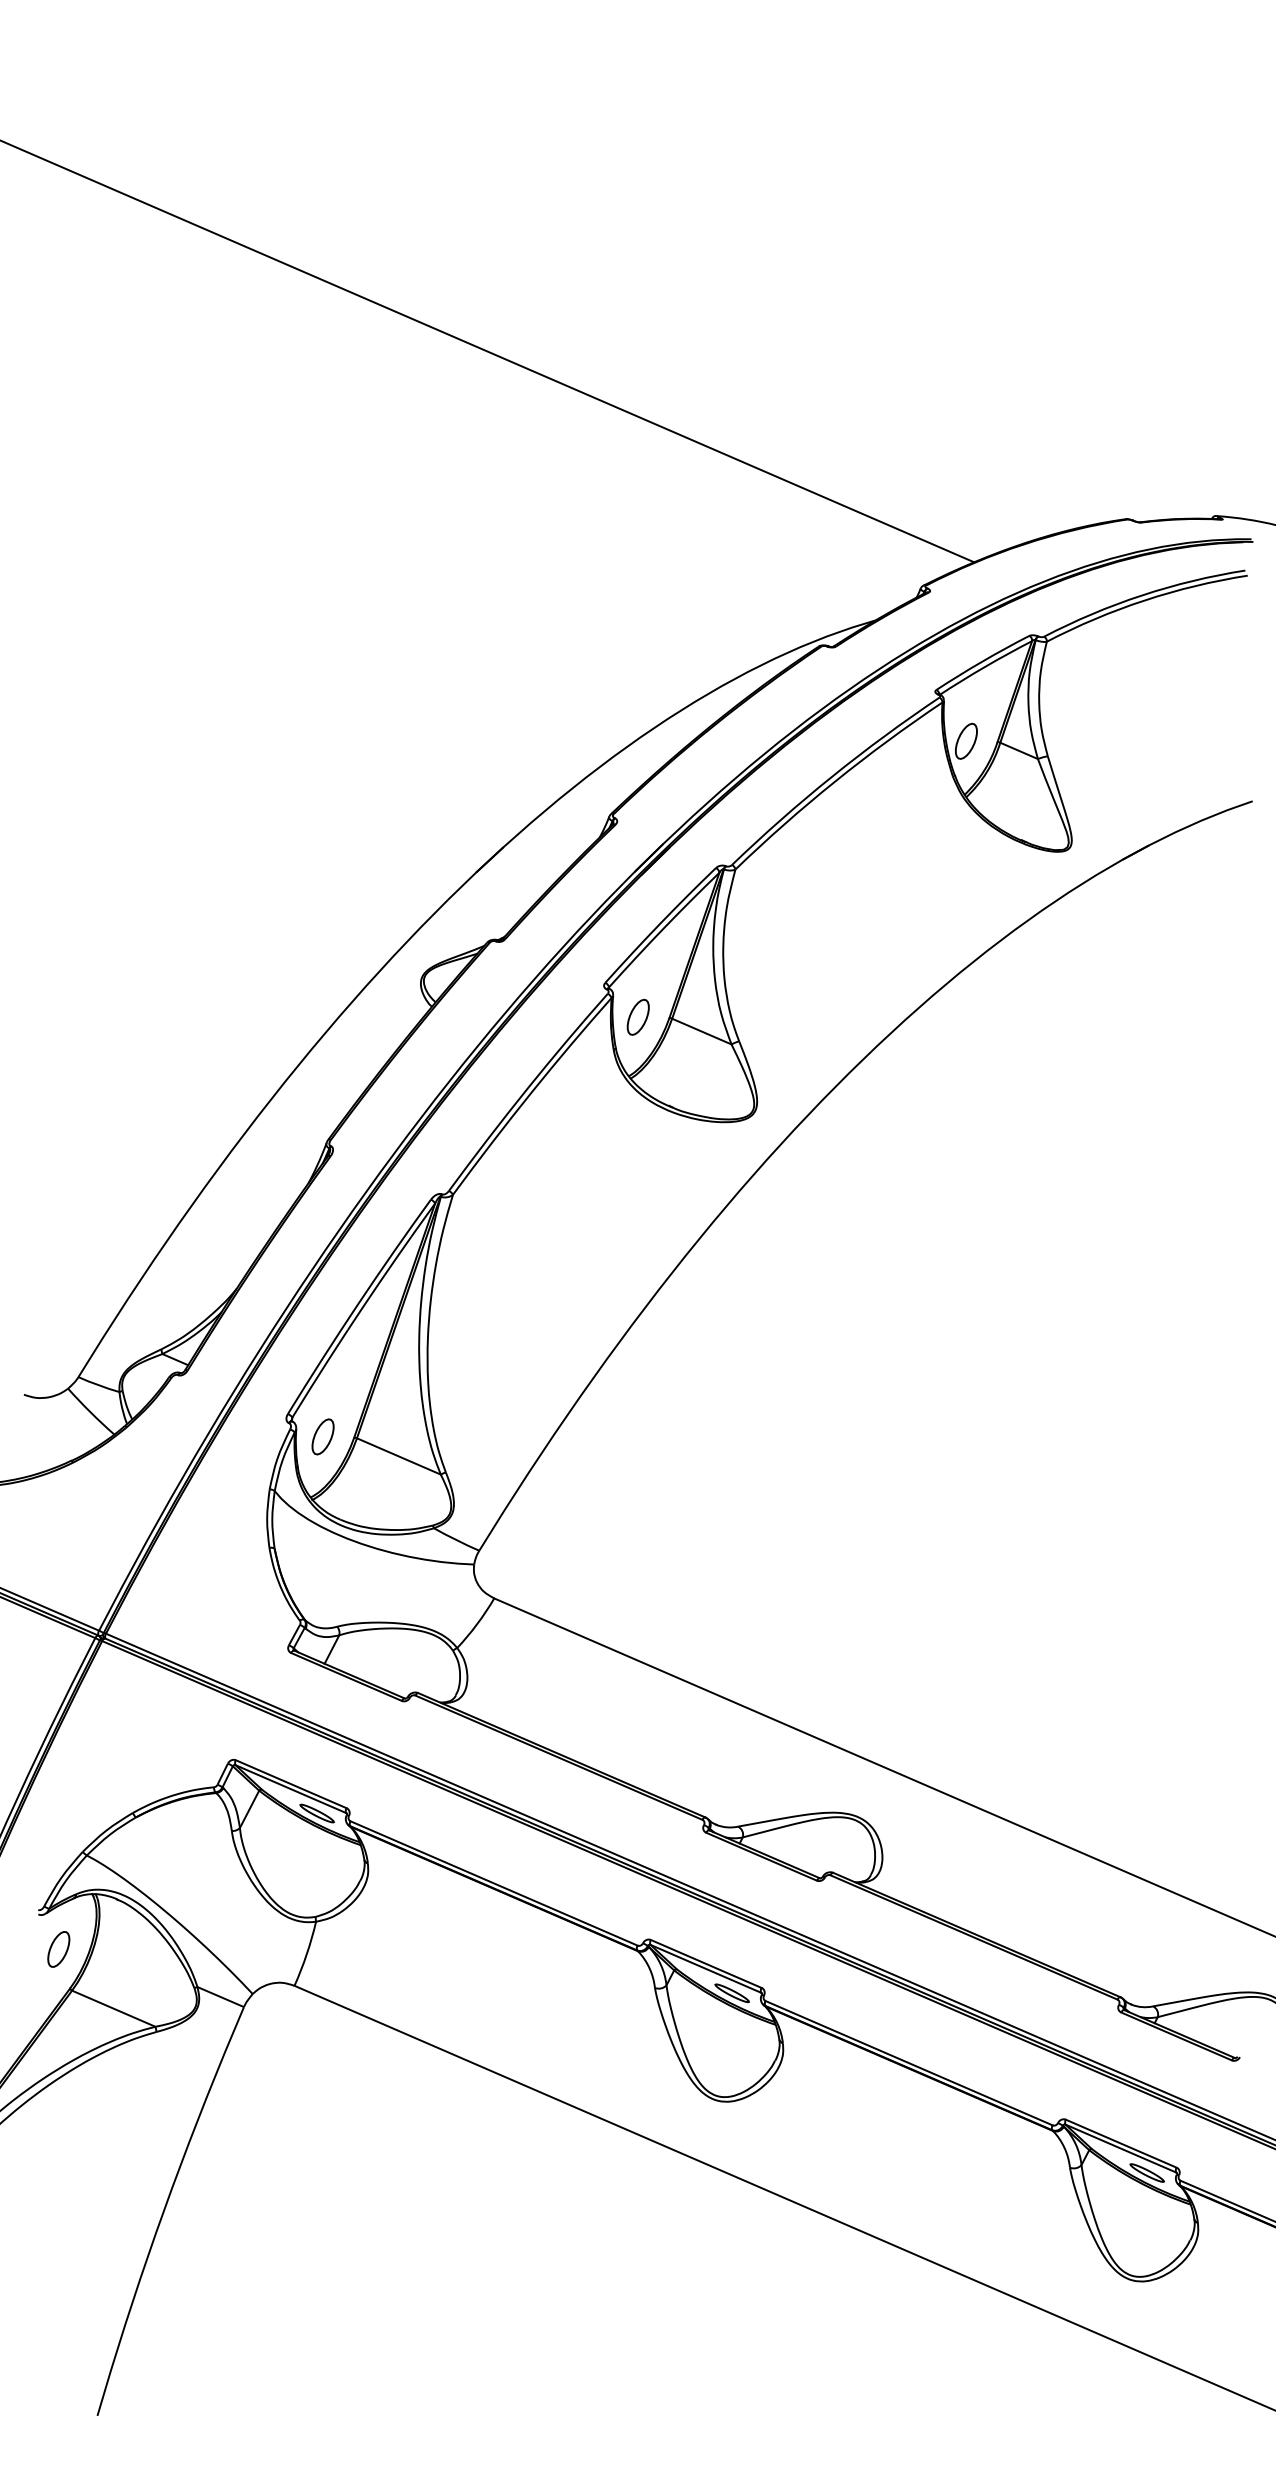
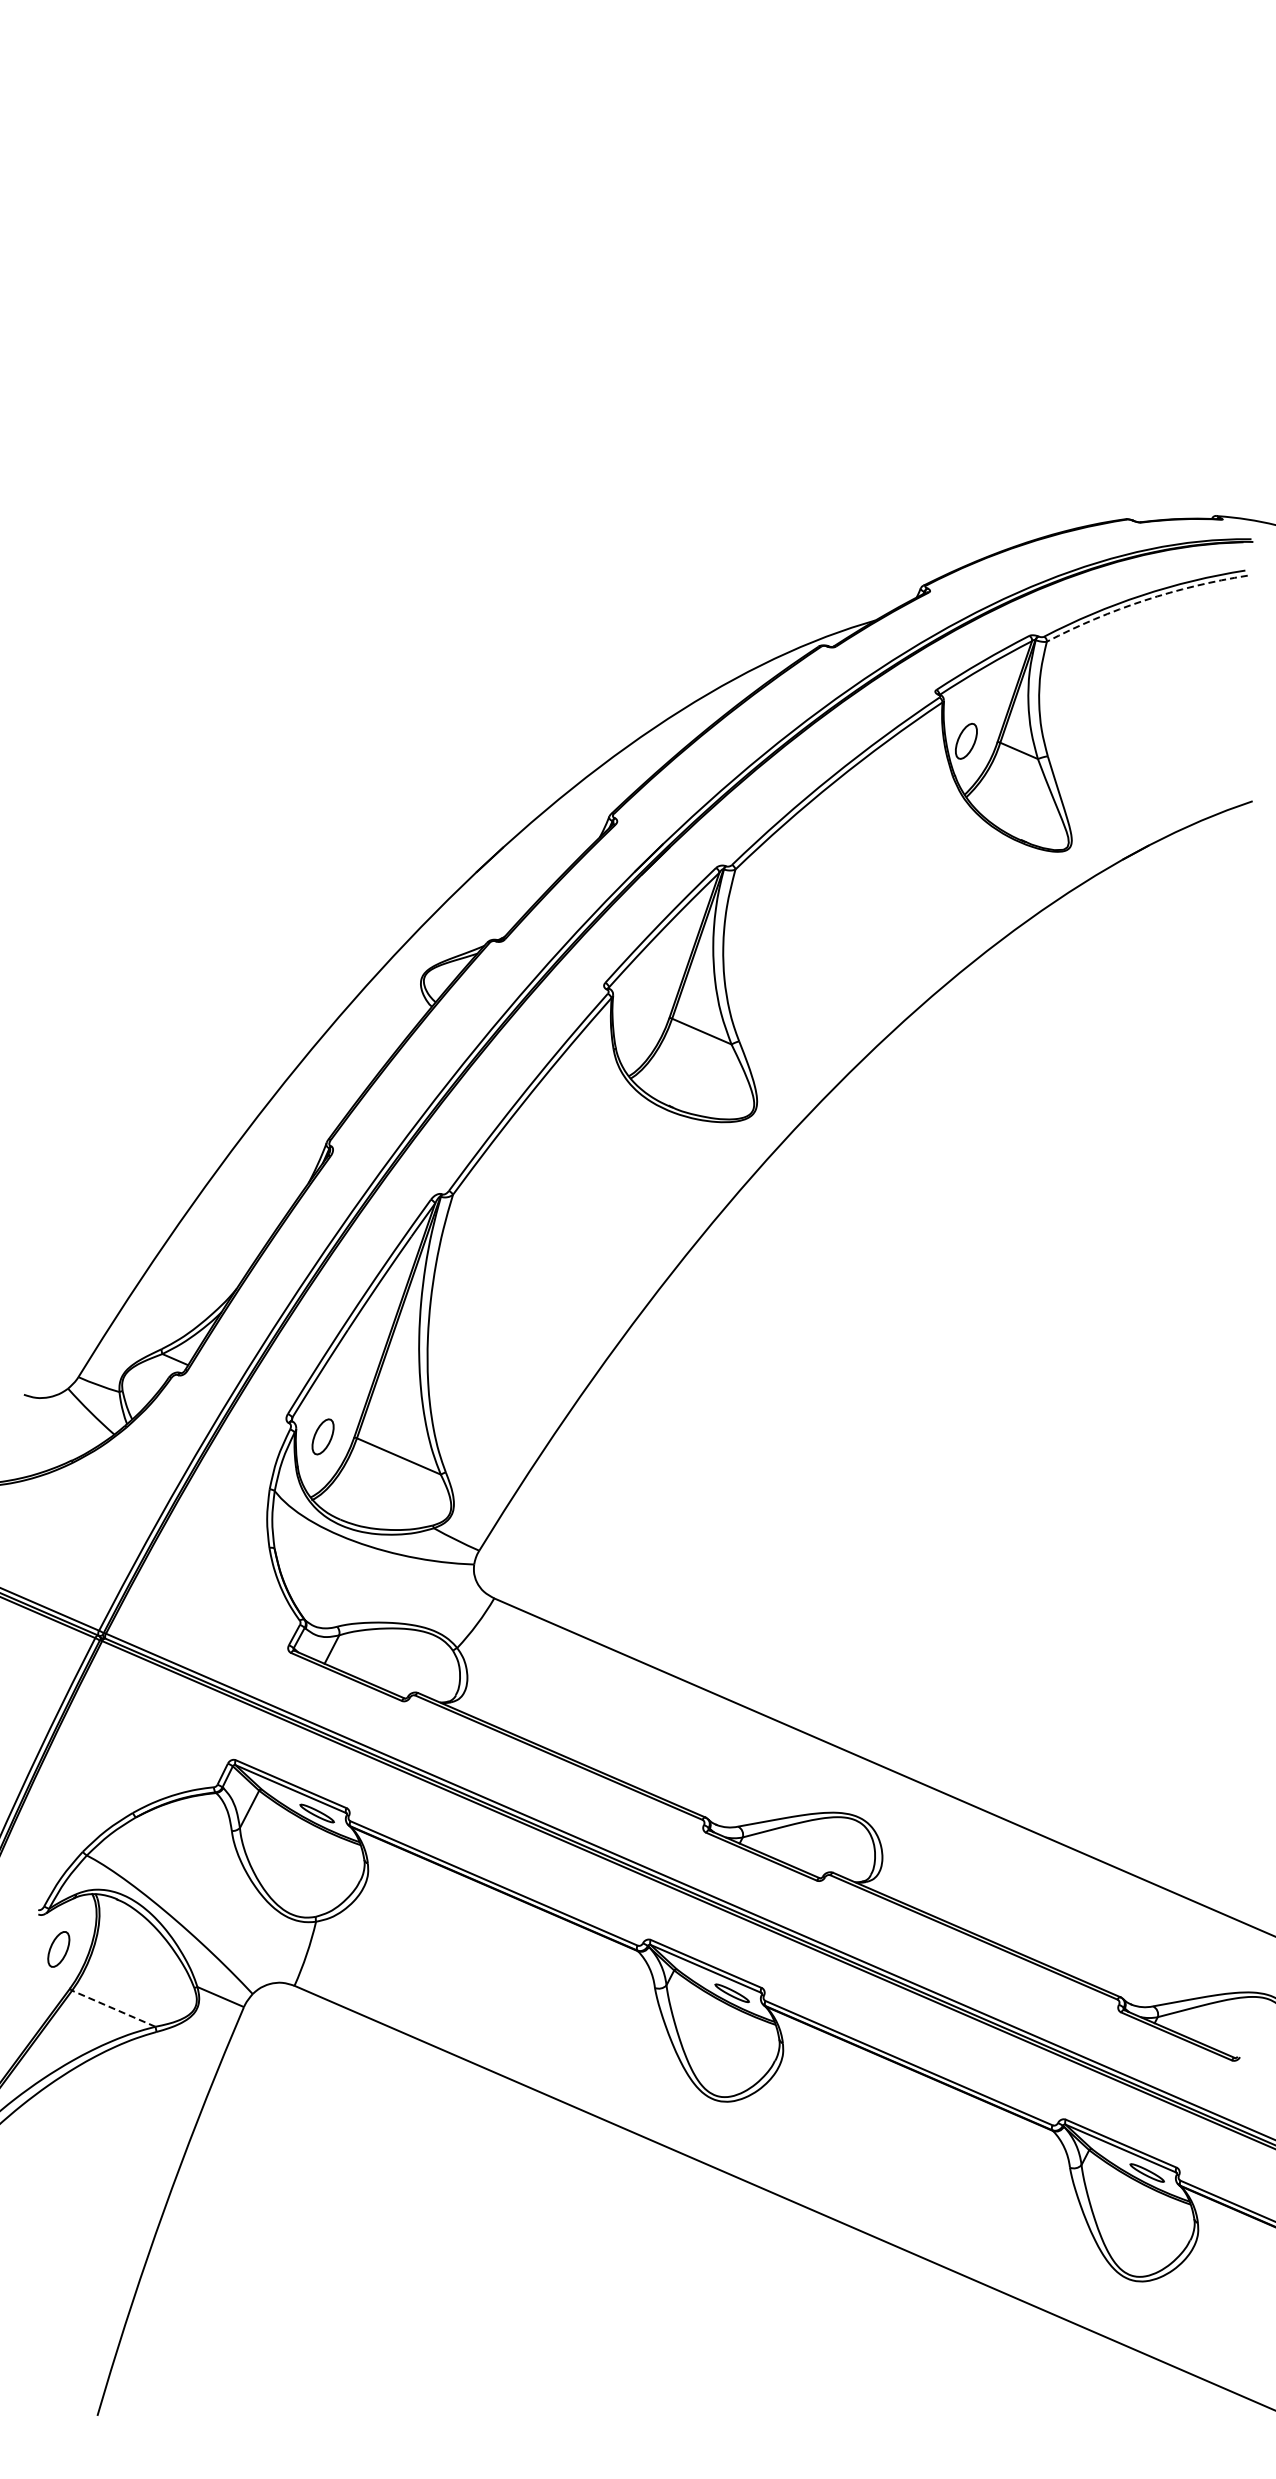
line: present -> none (488, 351)
arc: solid -> dashed (1144, 600)
part: present -> none (637, 1017)
line: solid -> dashed (113, 2008)
